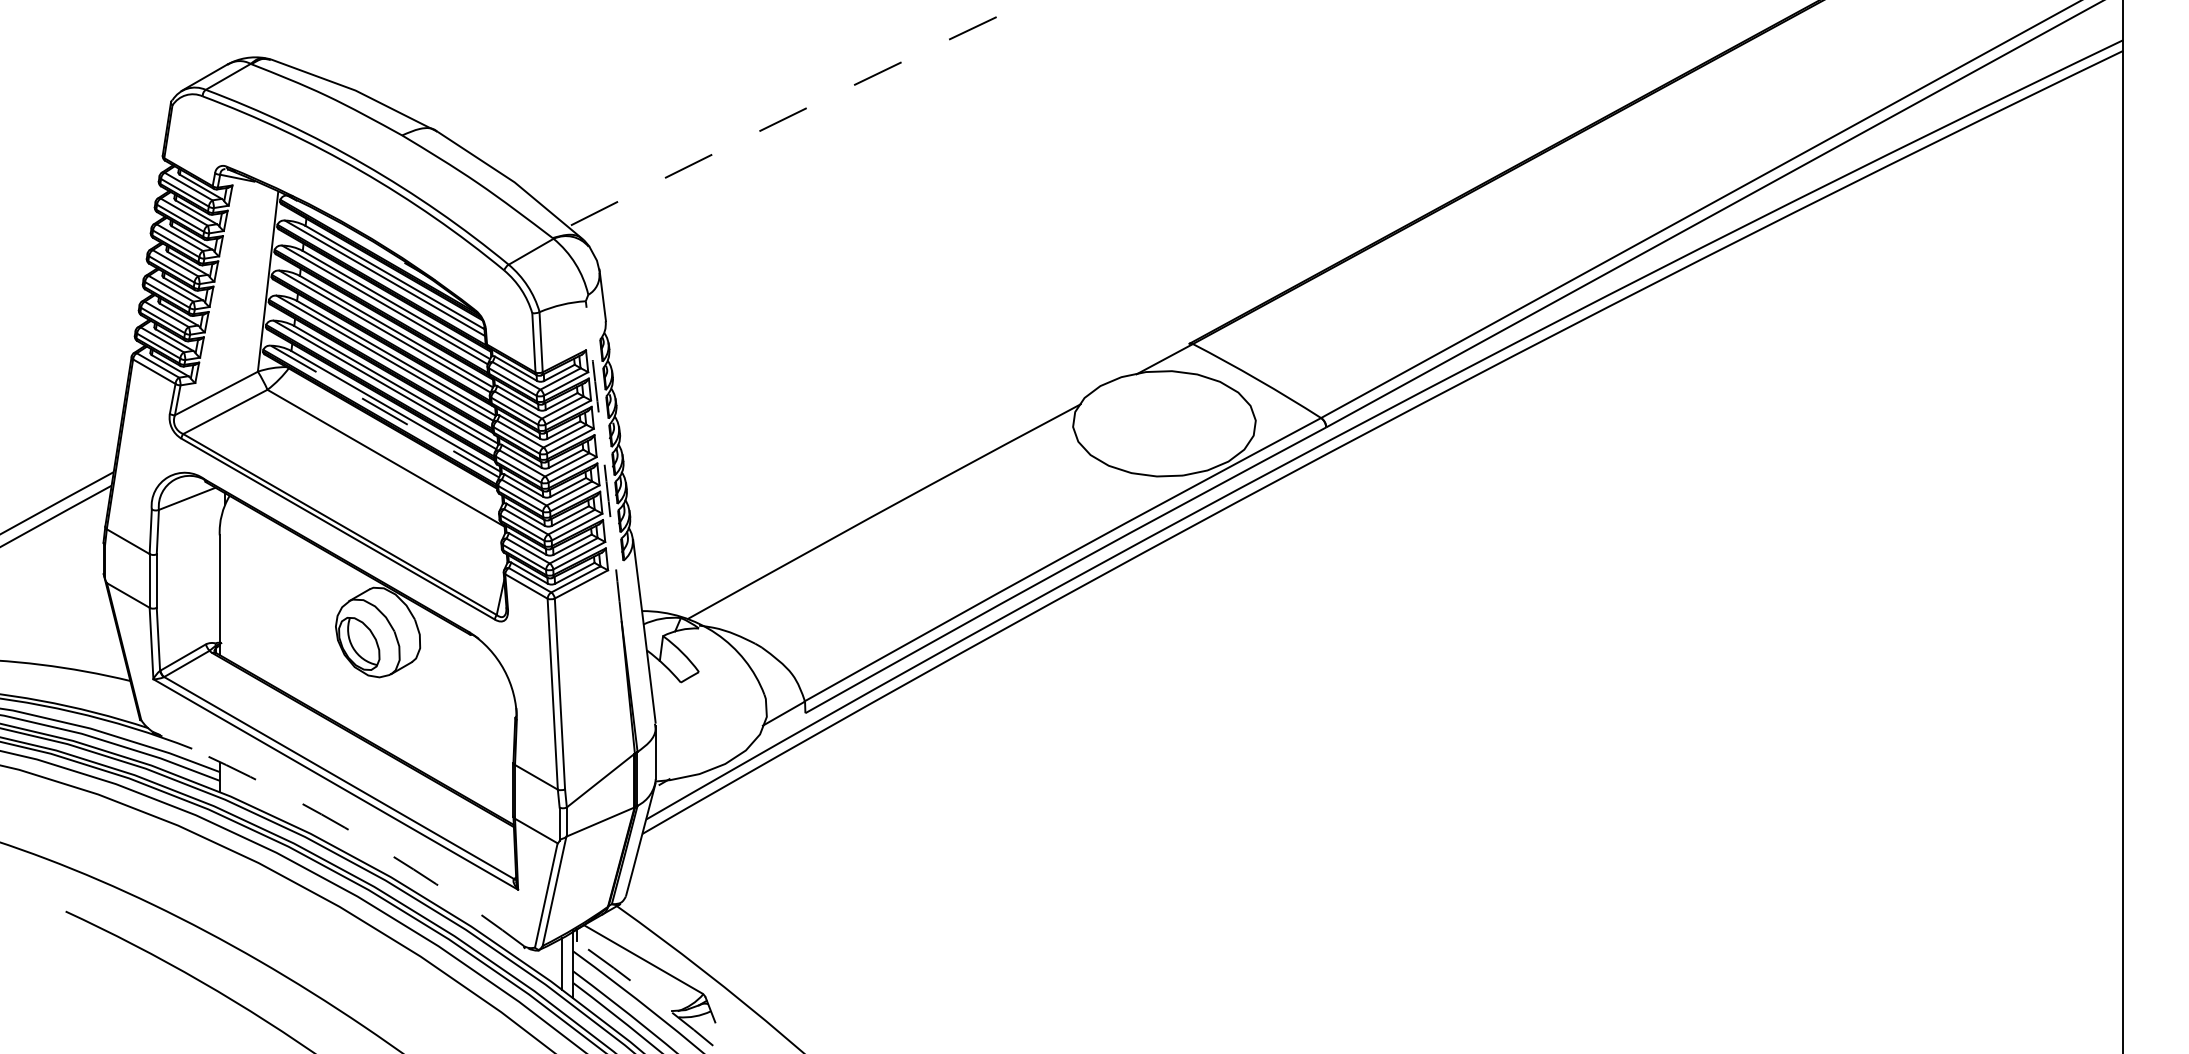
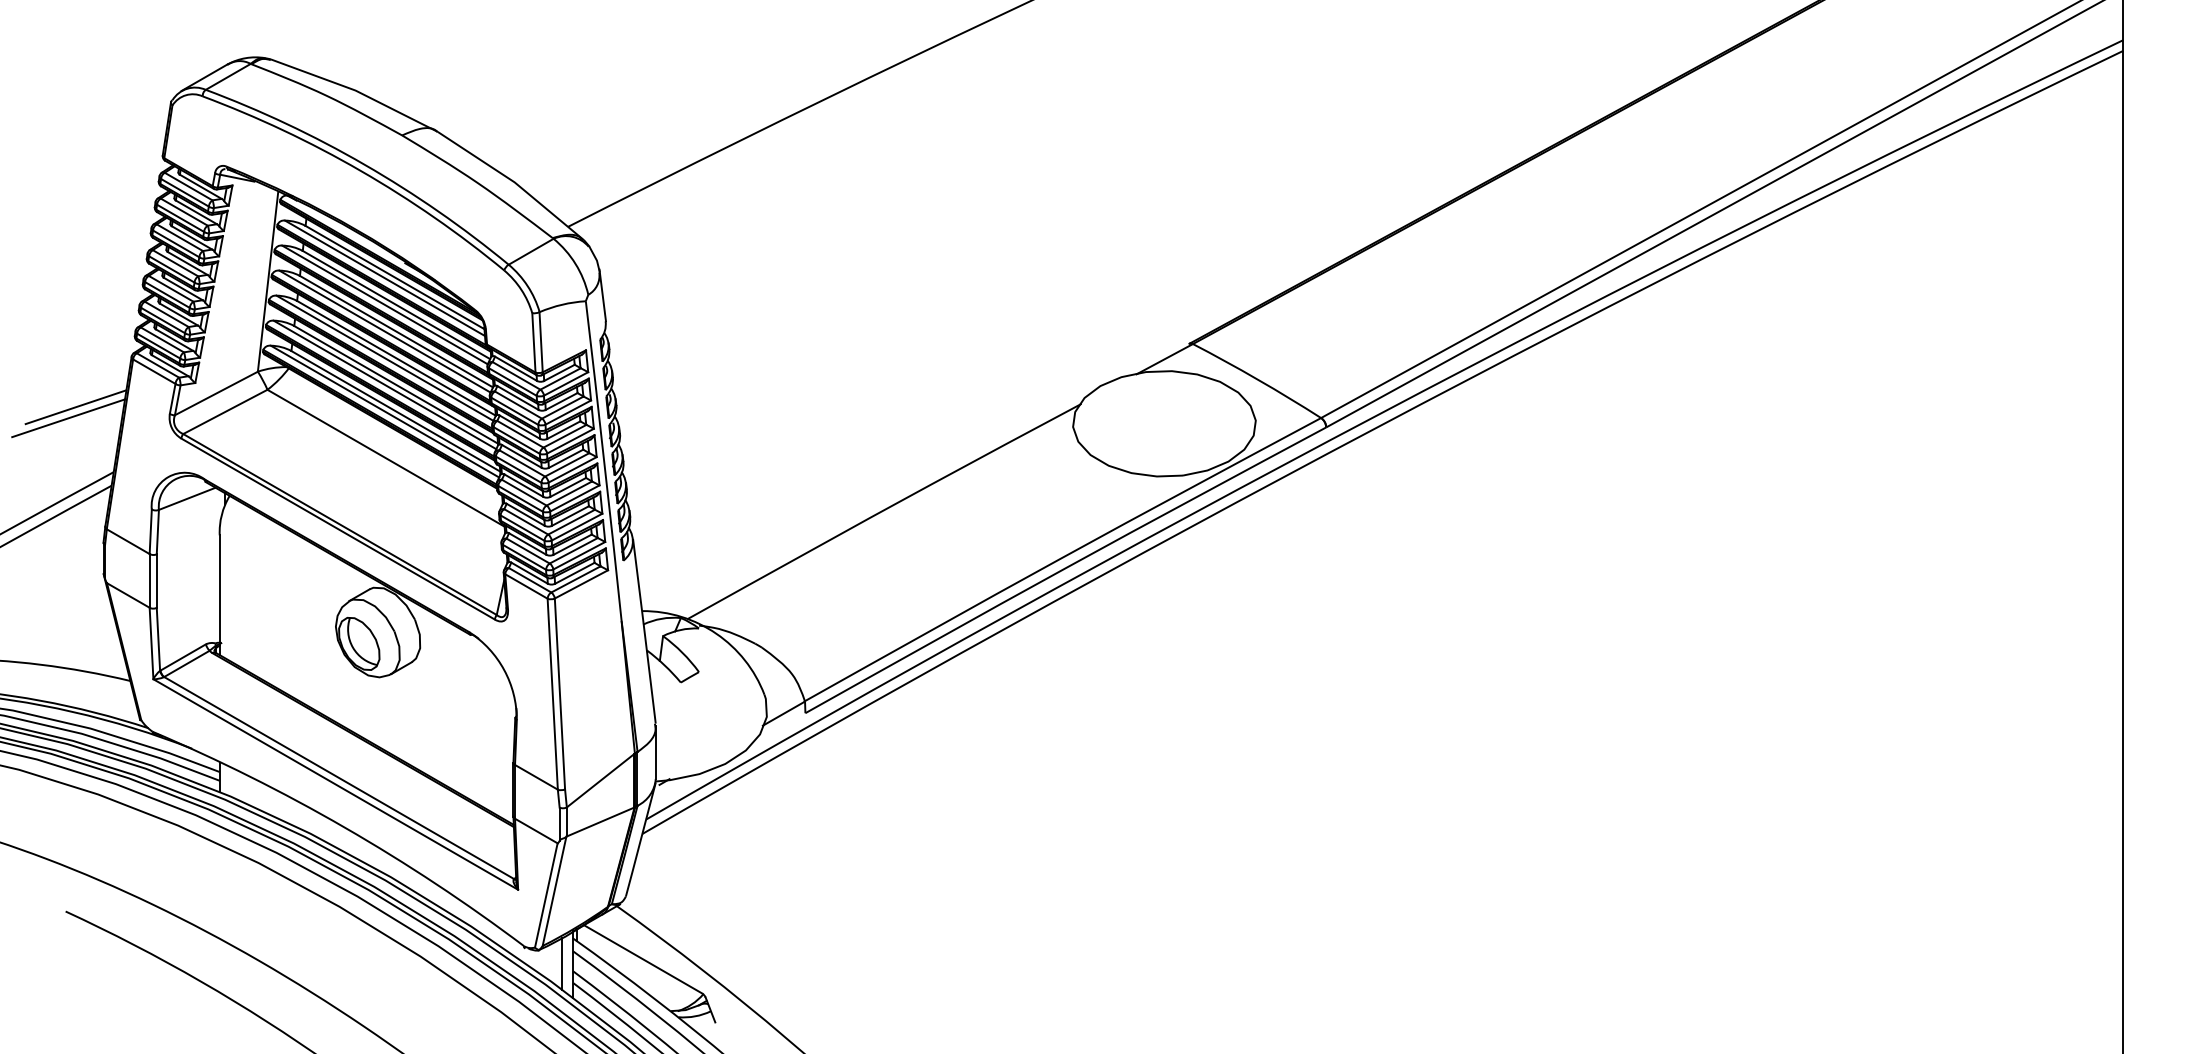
arc: dashed -> solid (799, 111)
line: none -> present (75, 407)
line: dashed -> solid (385, 411)
line: none -> present (68, 418)
arc: dashed -> solid (604, 461)
arc: dashed -> solid (344, 827)
arc: dashed -> solid (649, 994)
